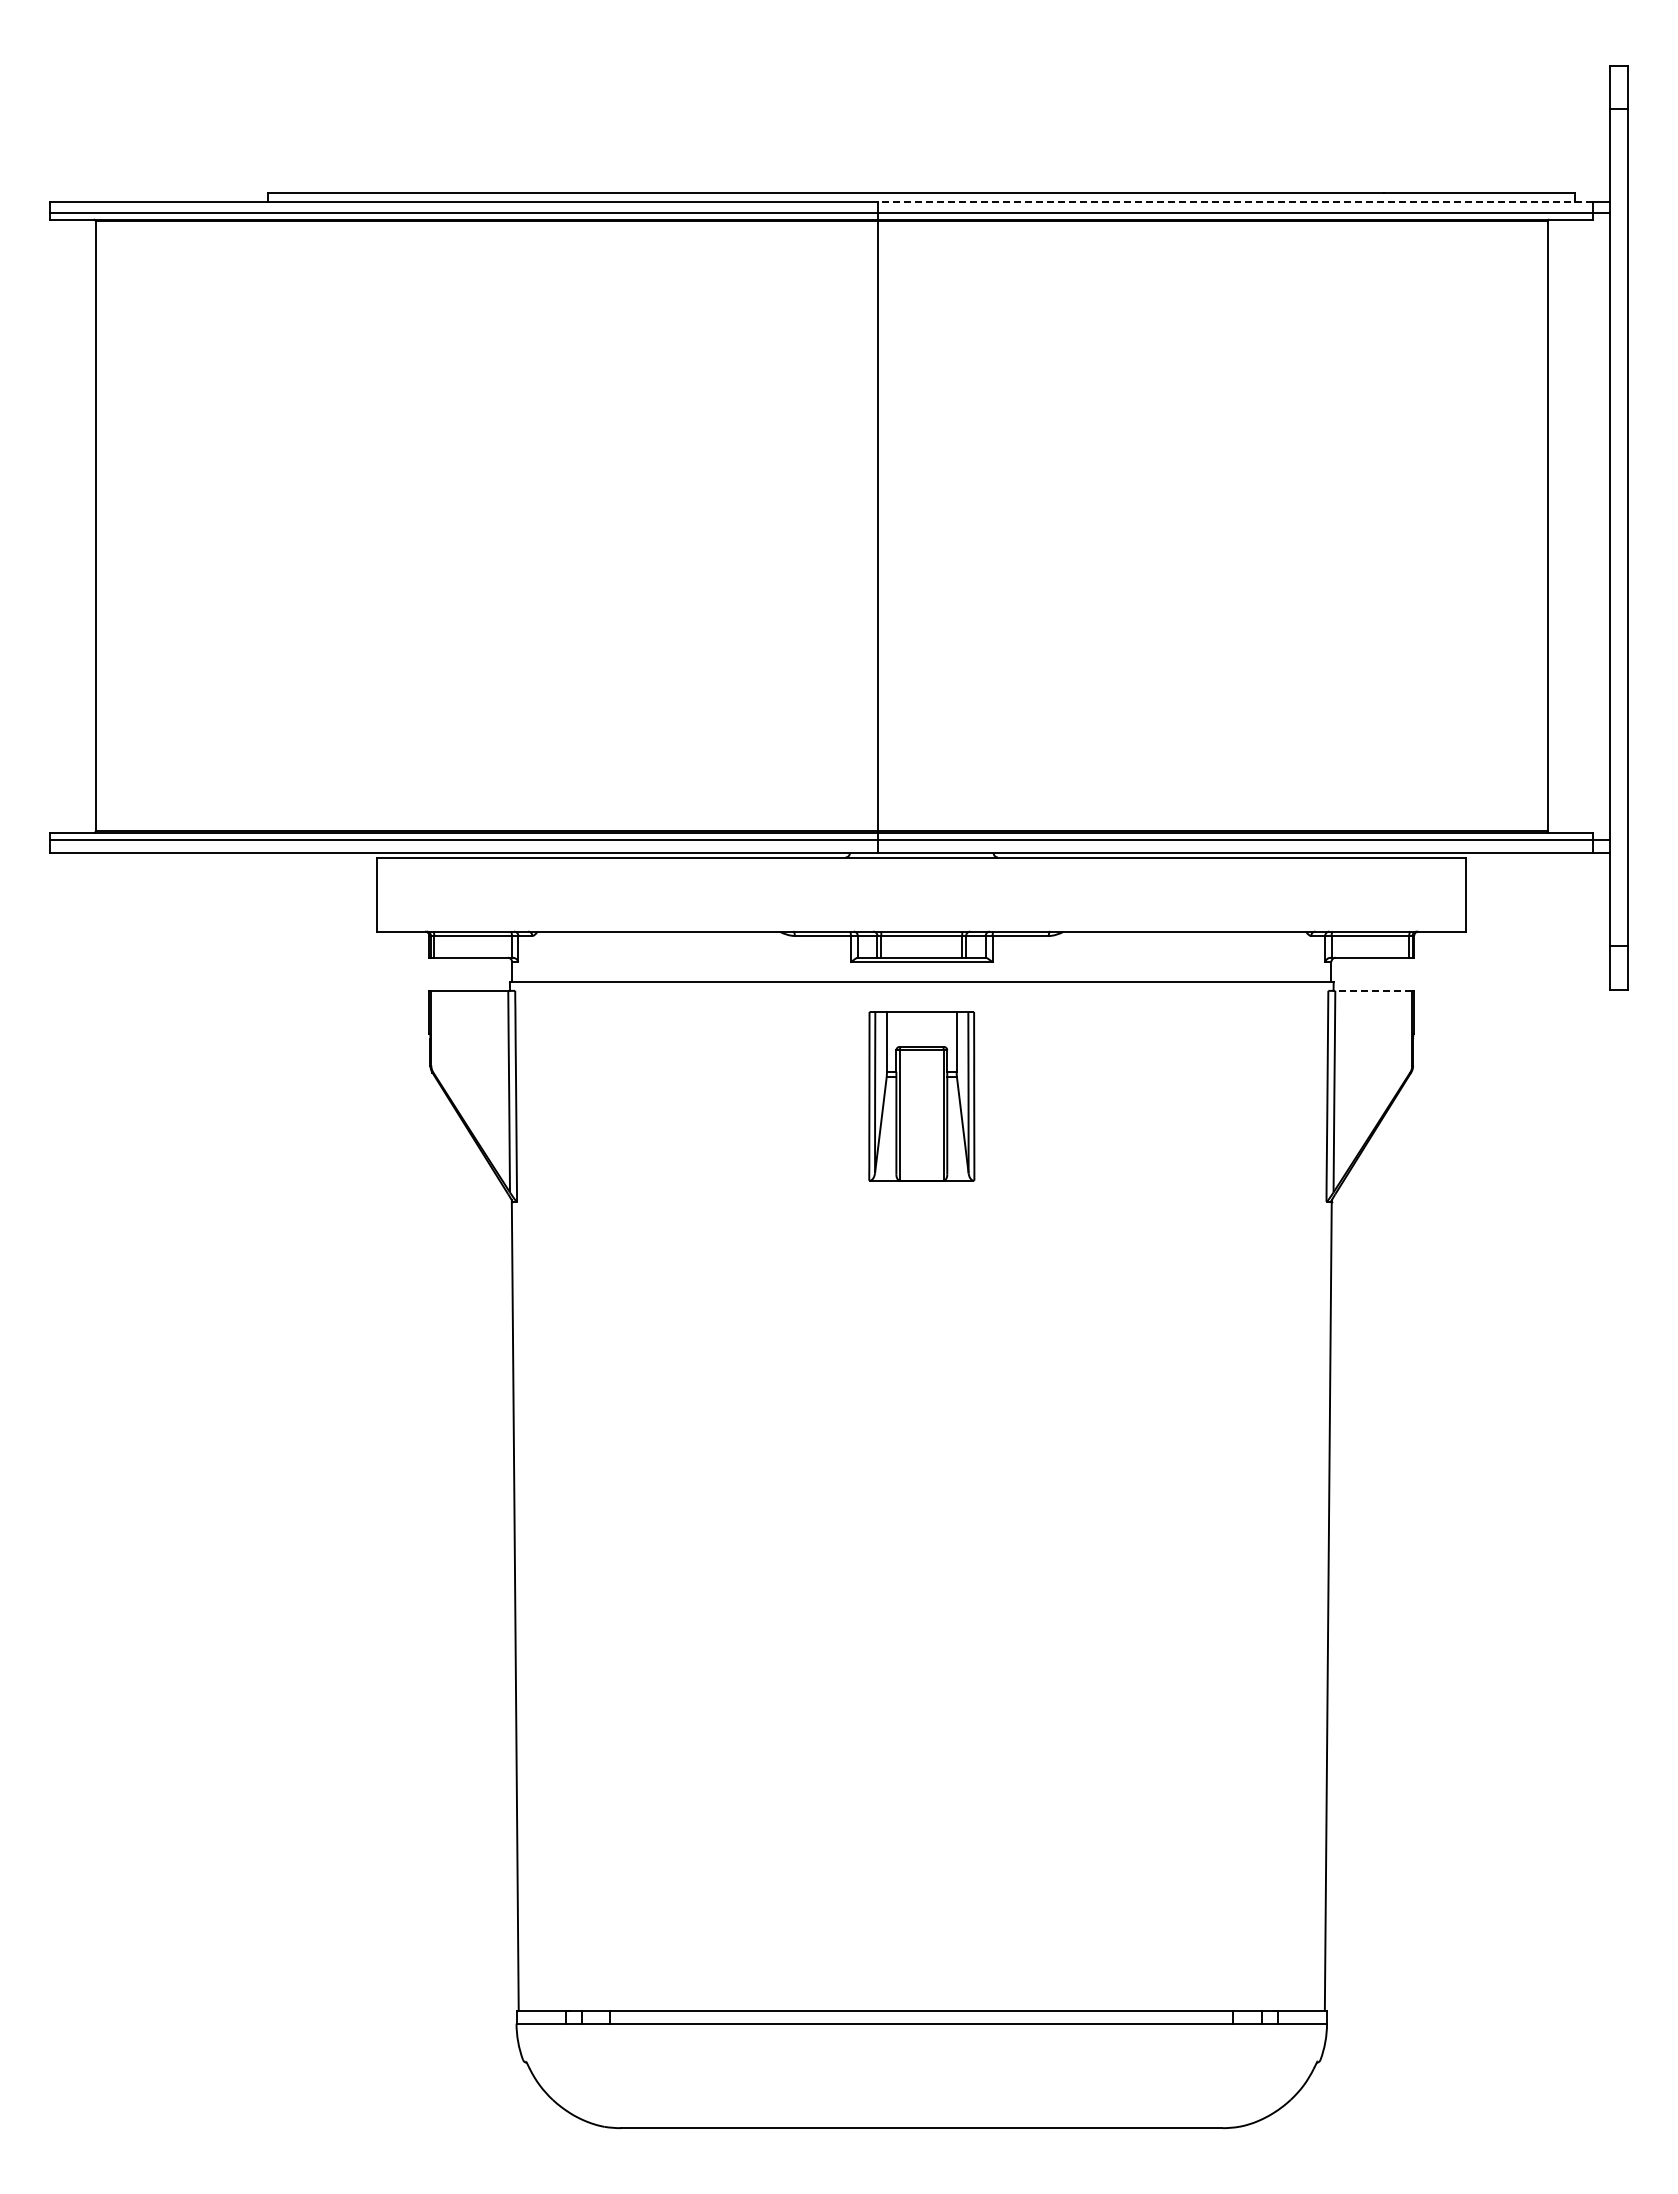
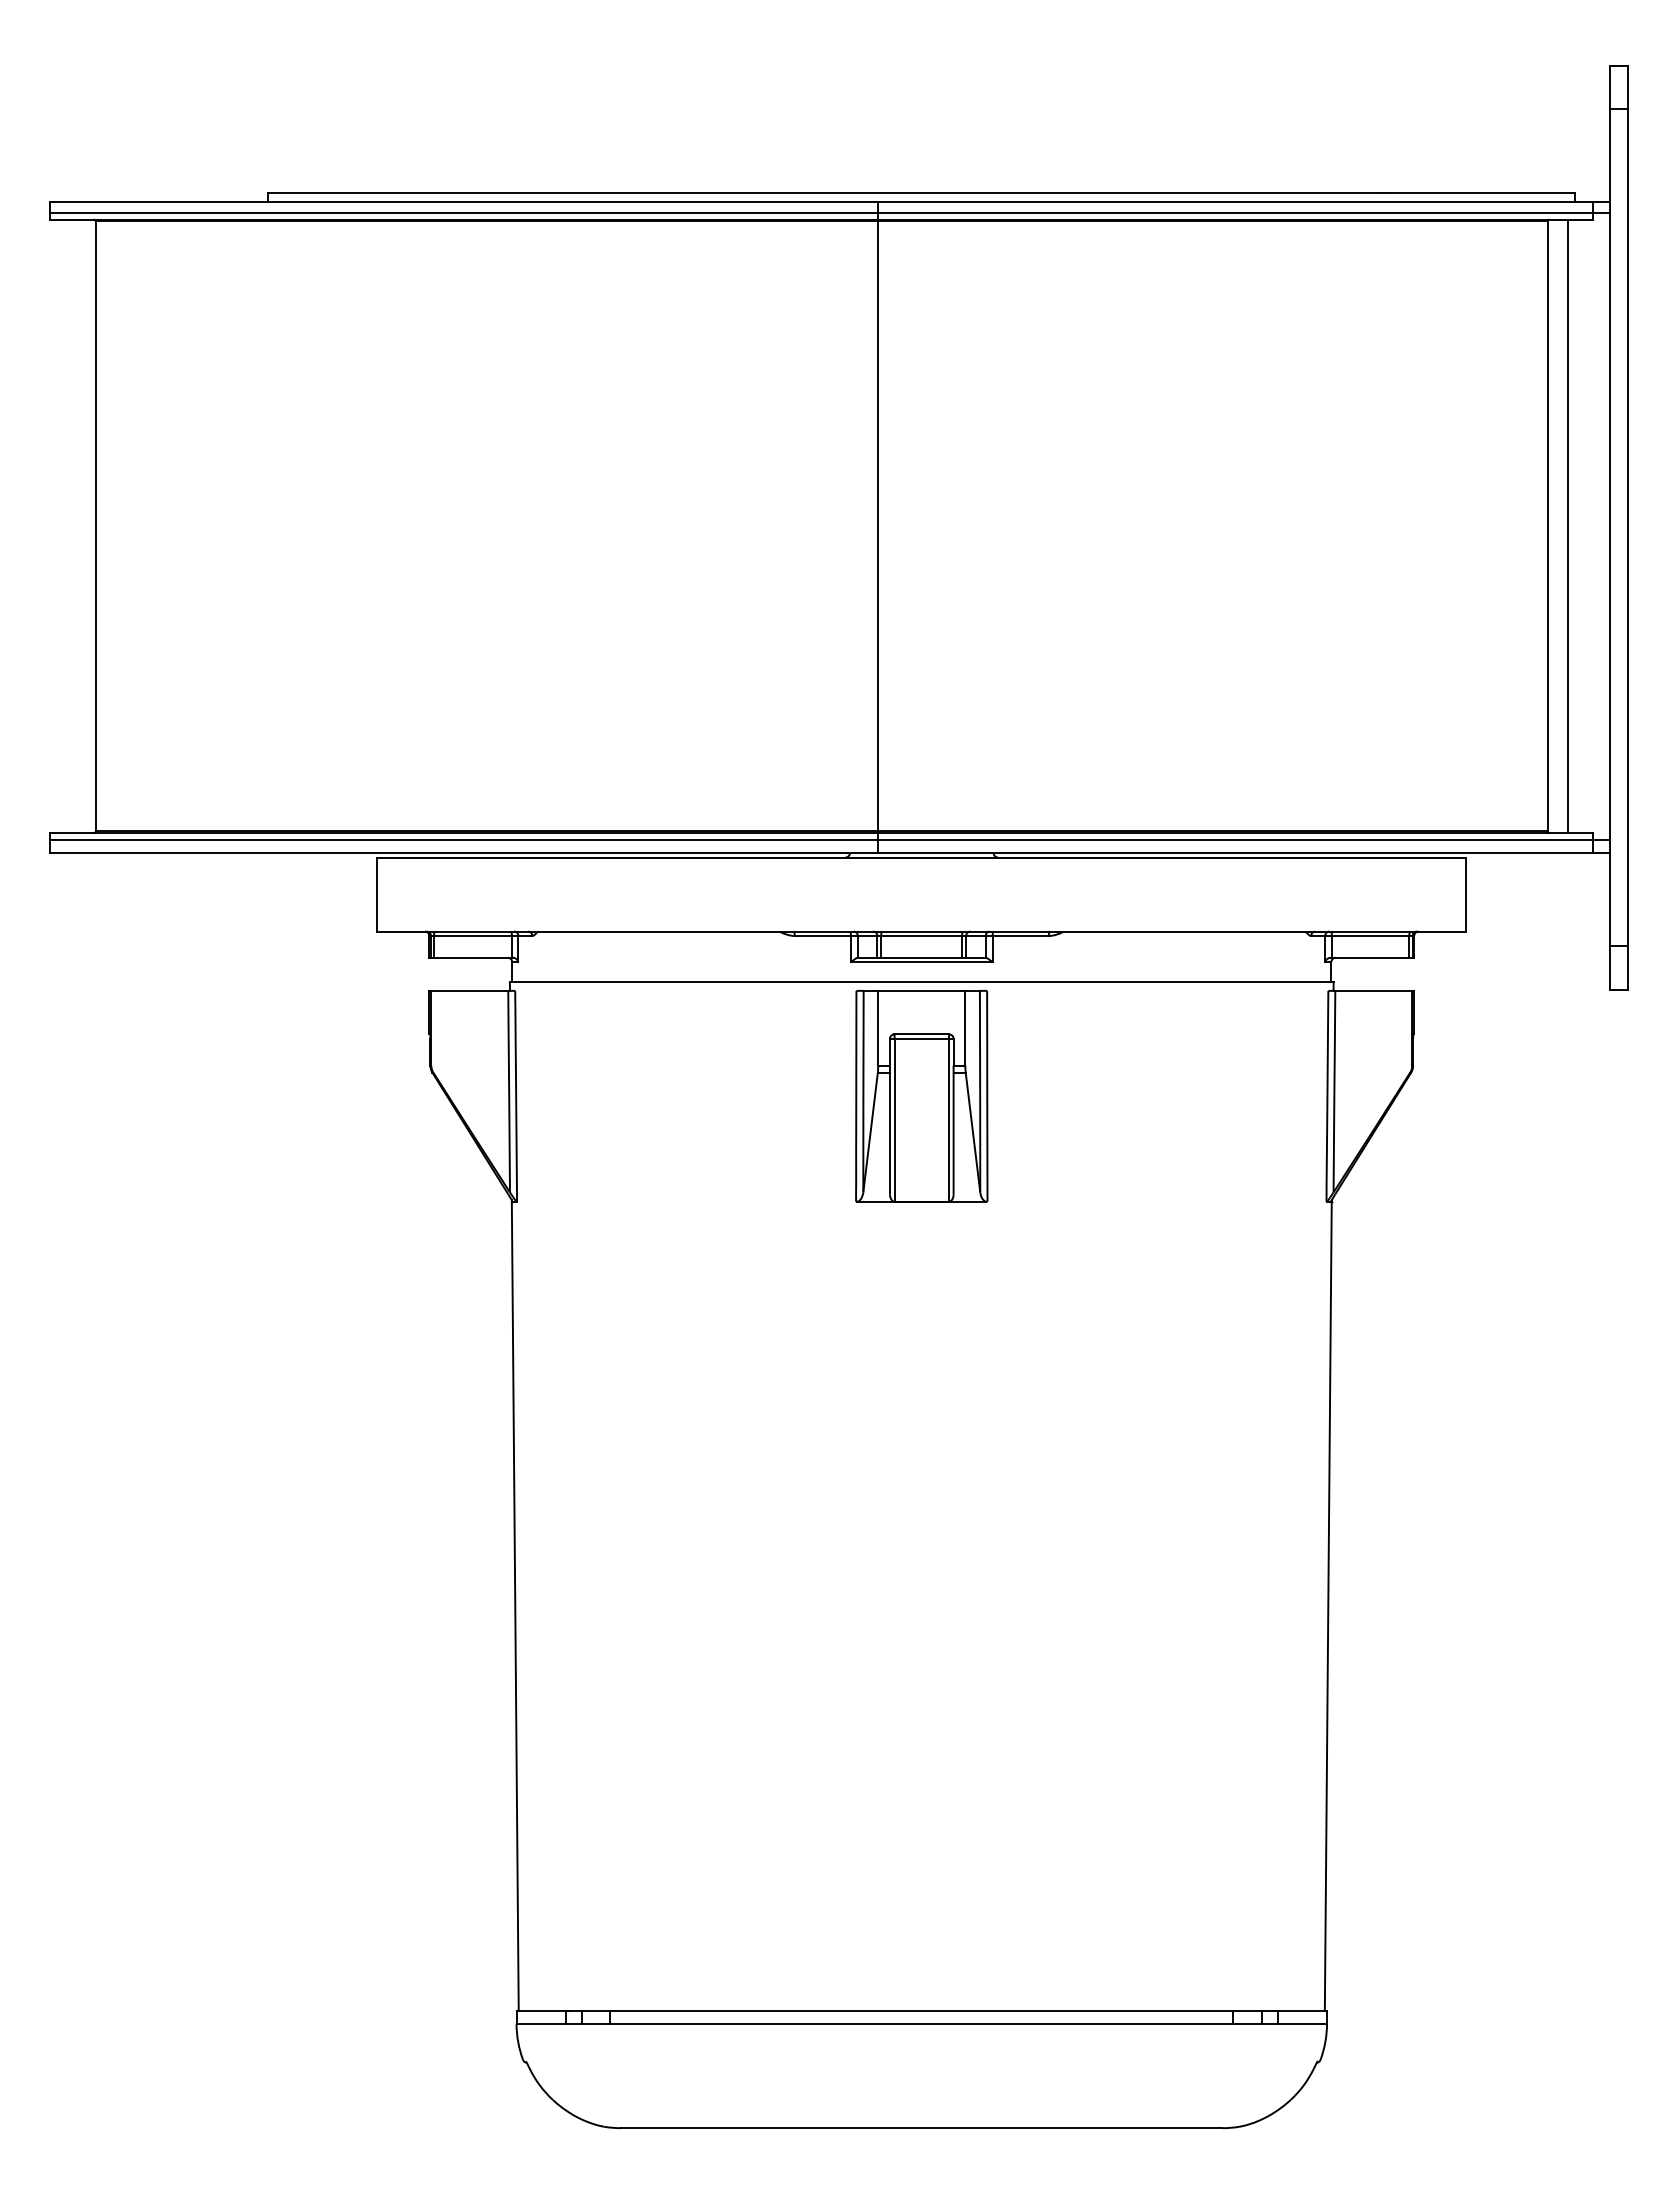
line: dashed -> solid (1235, 202)
line: none -> present (1568, 526)
line: dashed -> solid (1373, 990)
part size: 108x171 px -> 134x213 px (921, 1096)
